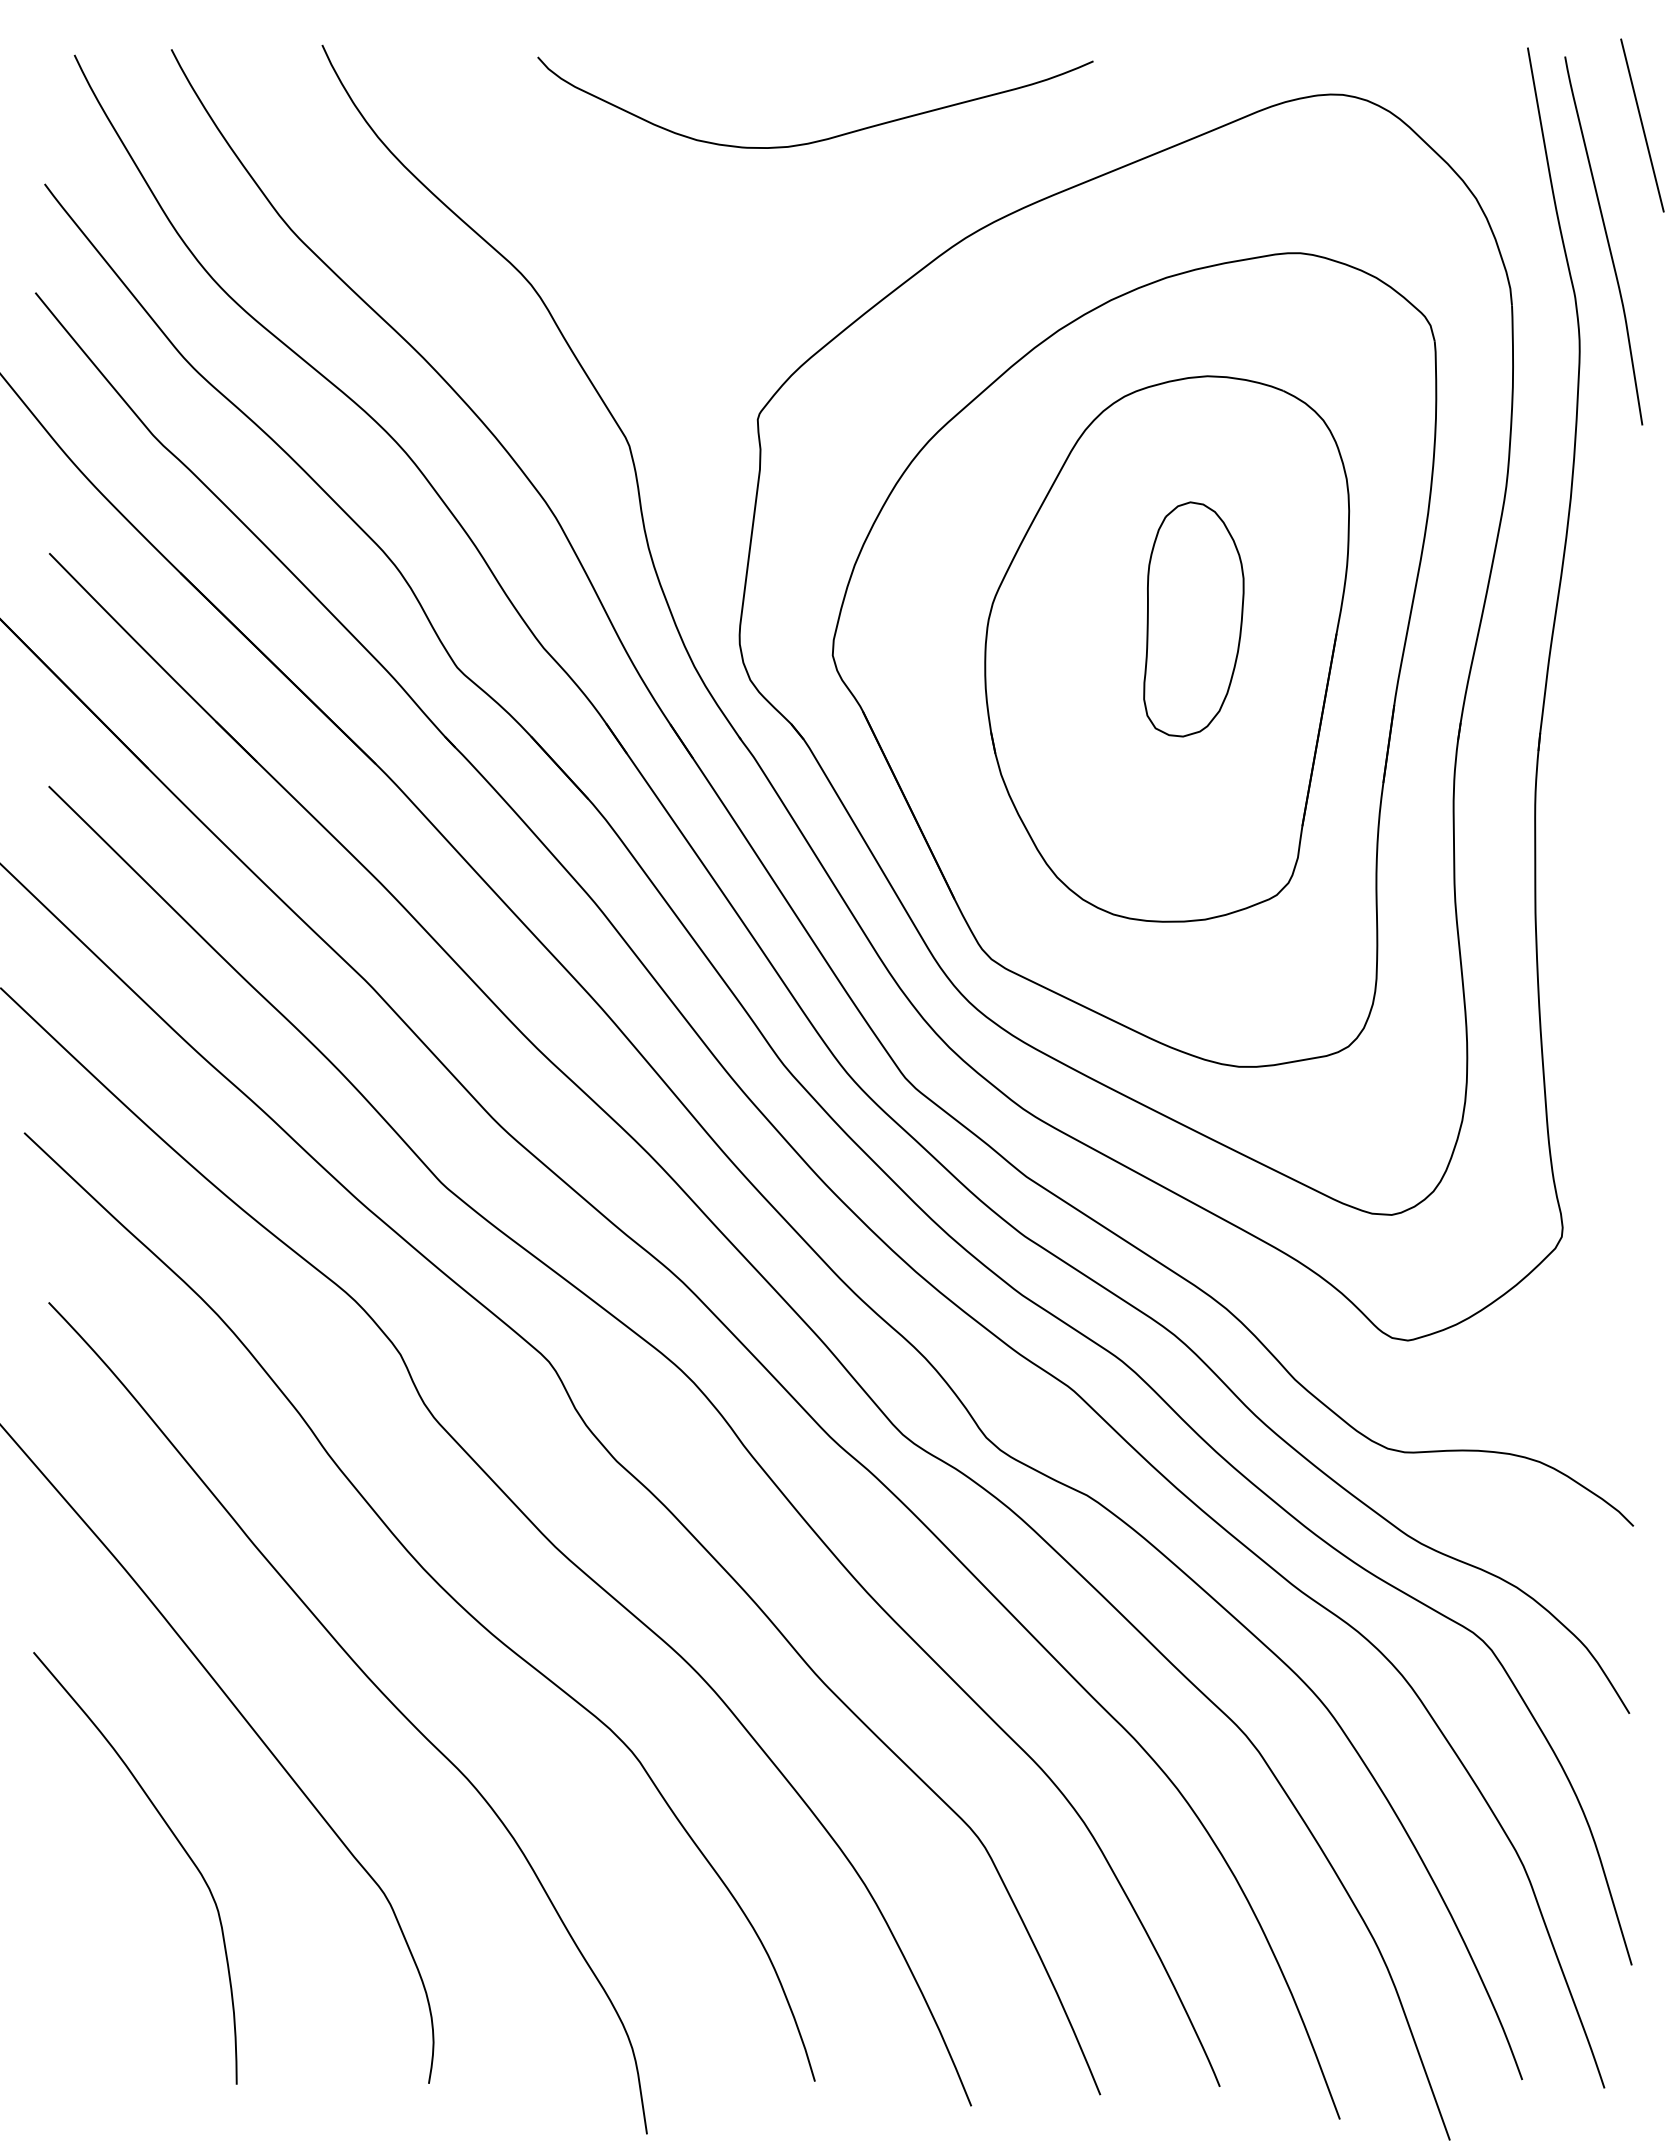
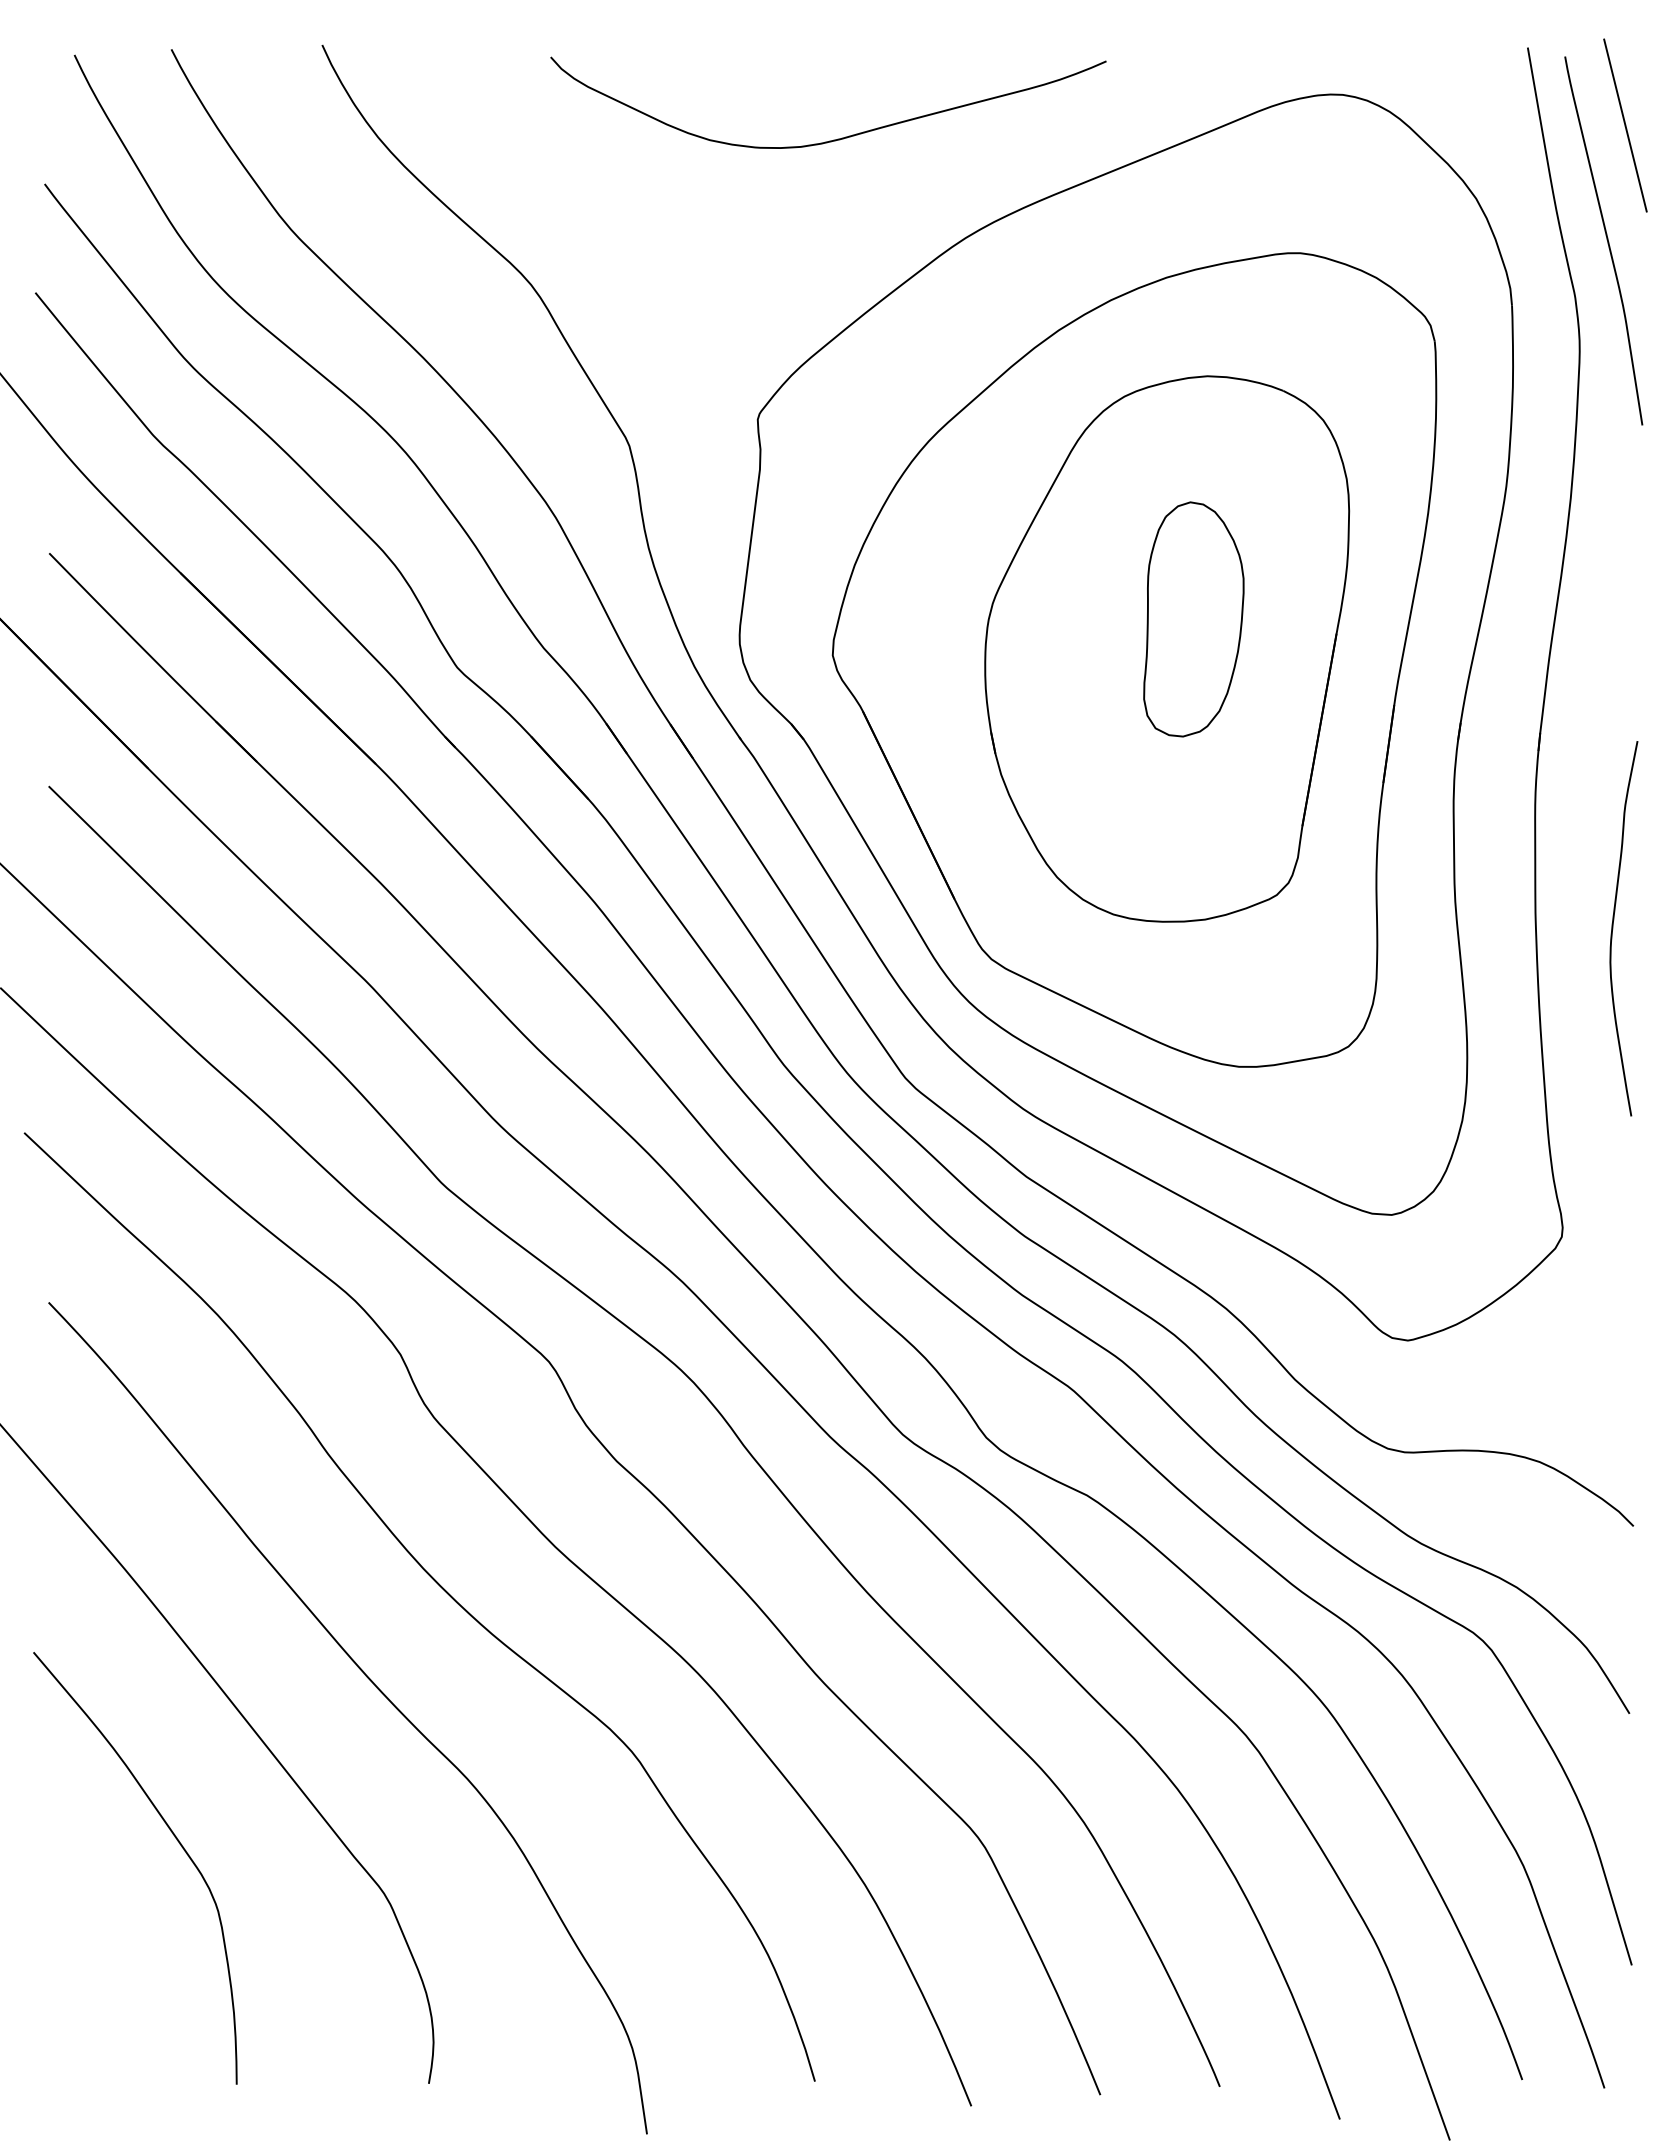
line position: (1642, 125) -> (1625, 125) (1625, 125)
curve position: (824, 138) -> (837, 138) (837, 138)
curve: none -> present (1613, 928)
